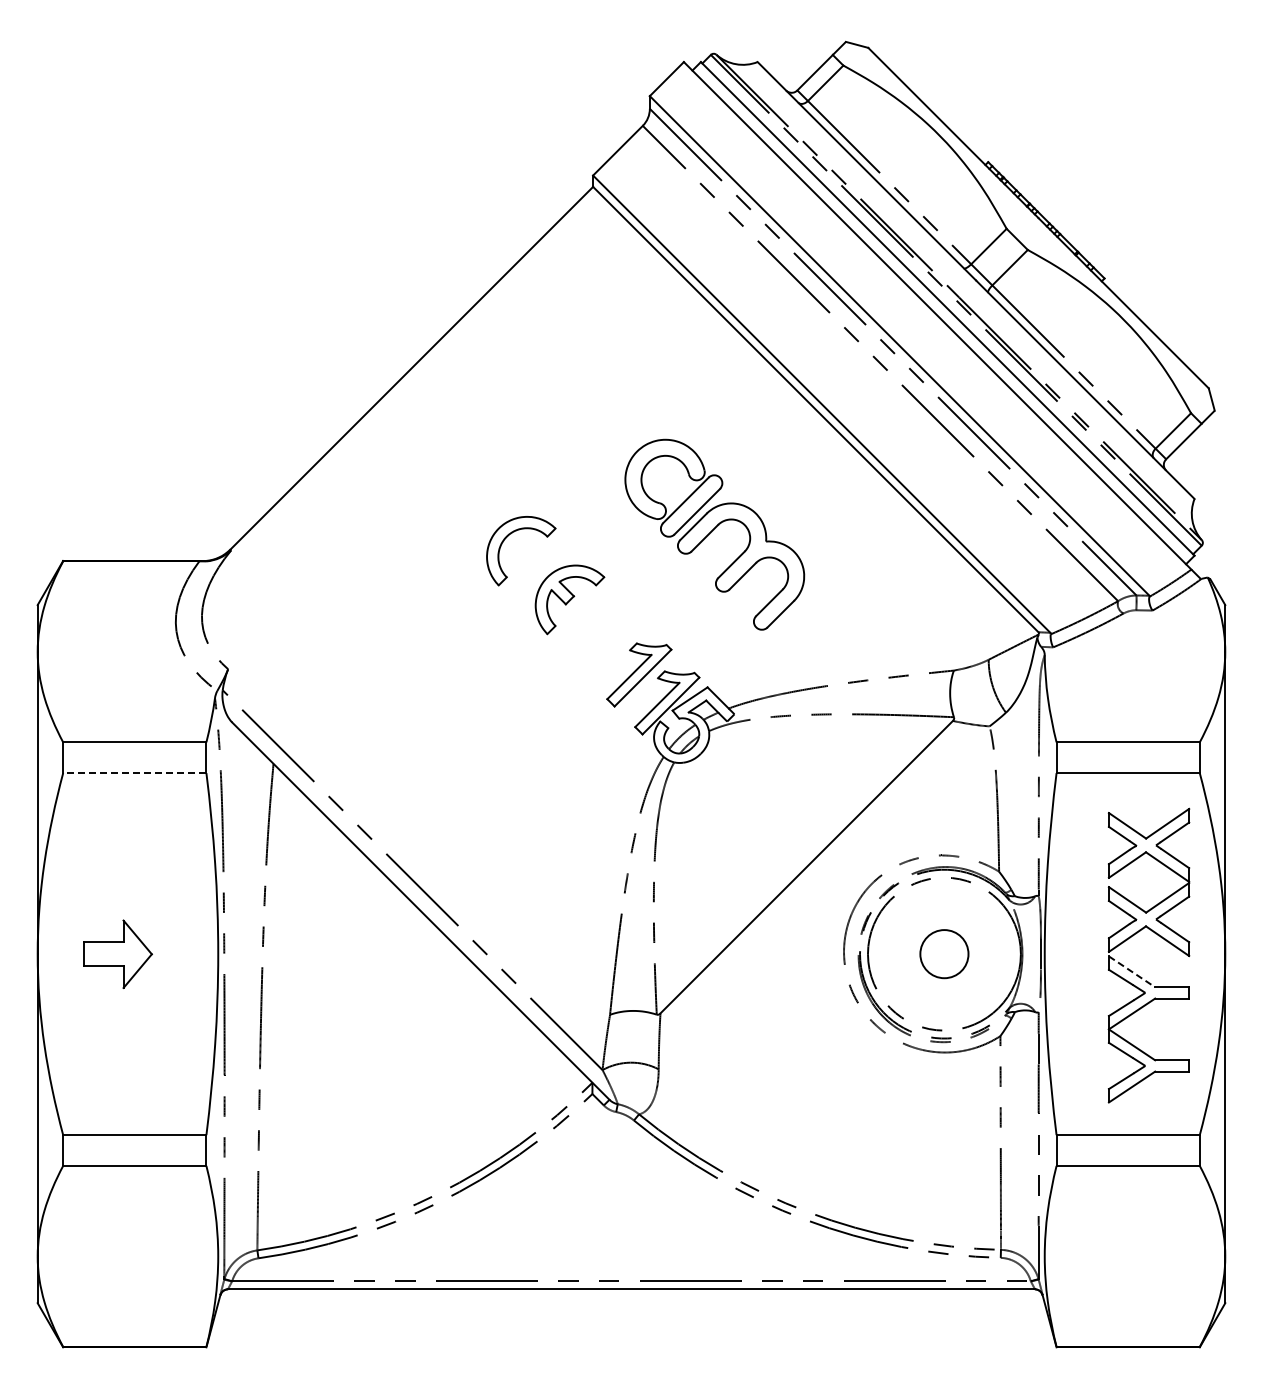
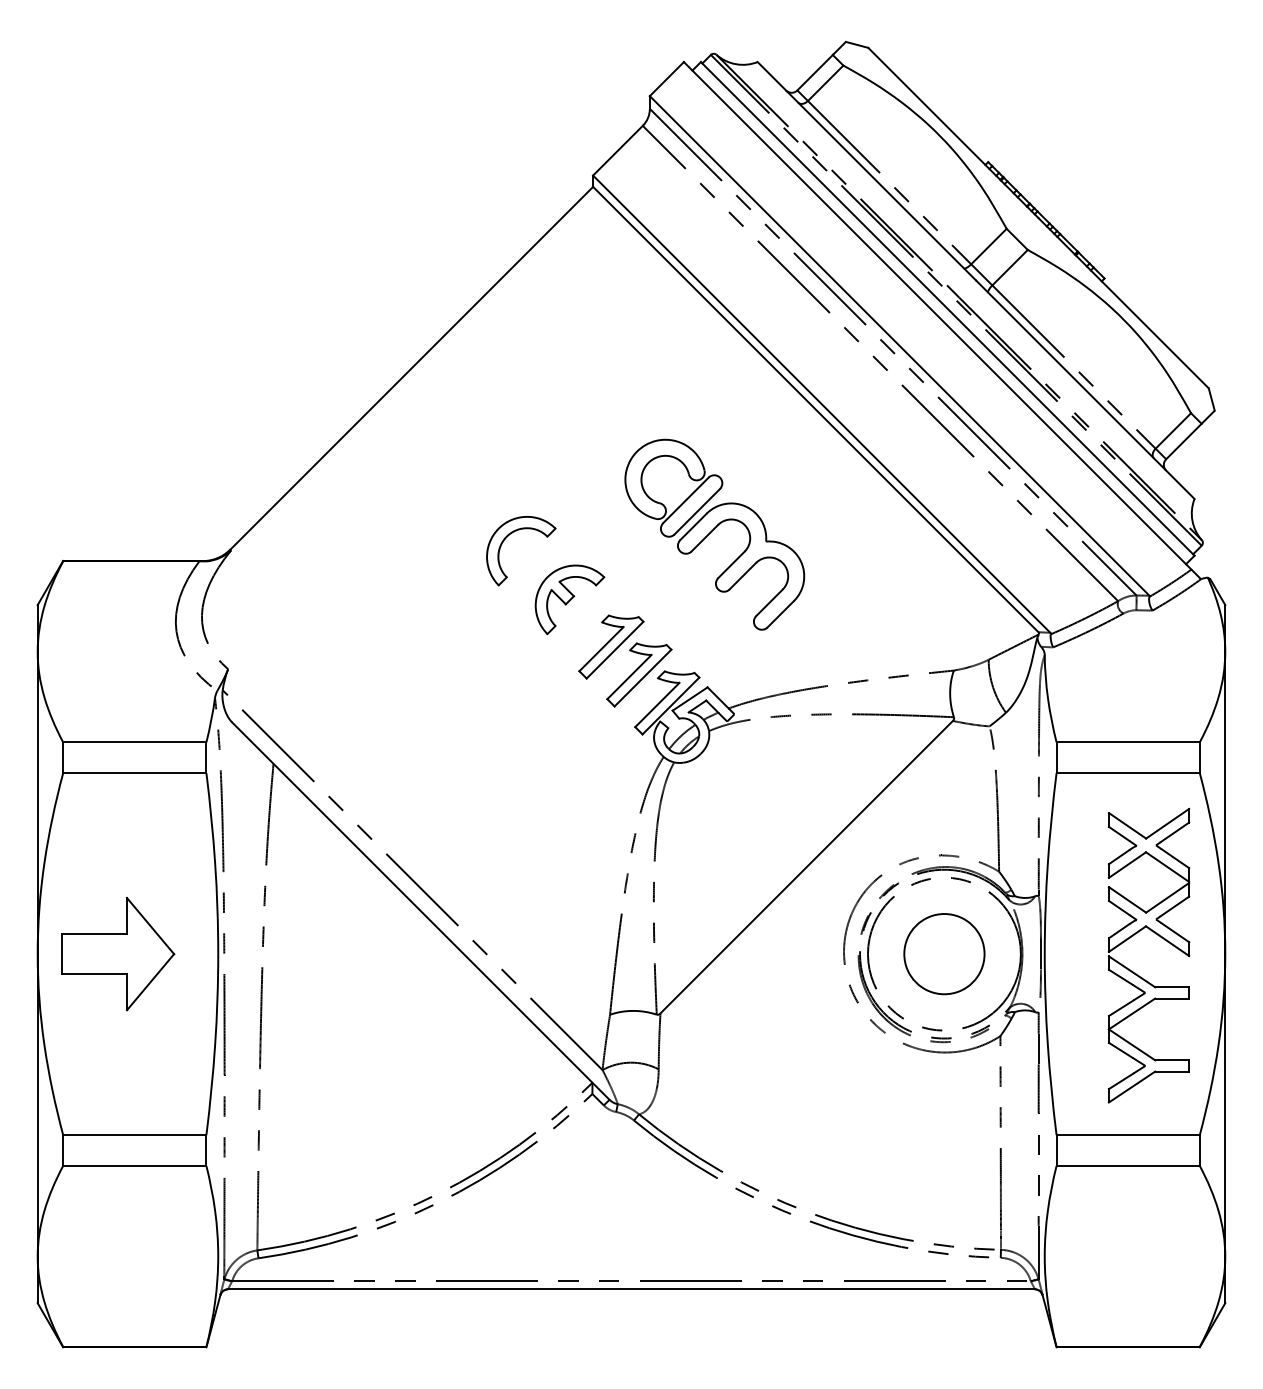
part: none -> present (611, 646)
line: dashed -> solid (134, 773)
part size: 70x70 px -> 115x115 px (118, 954)
circle diameter: 48 px -> 80 px (944, 954)
line: dashed -> solid (1132, 971)
